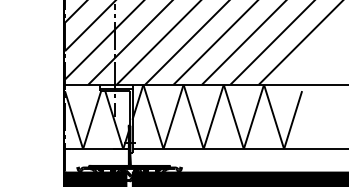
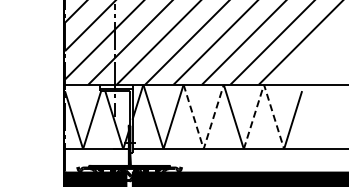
line: solid -> dashed (264, 84)
line: solid -> dashed (203, 149)
